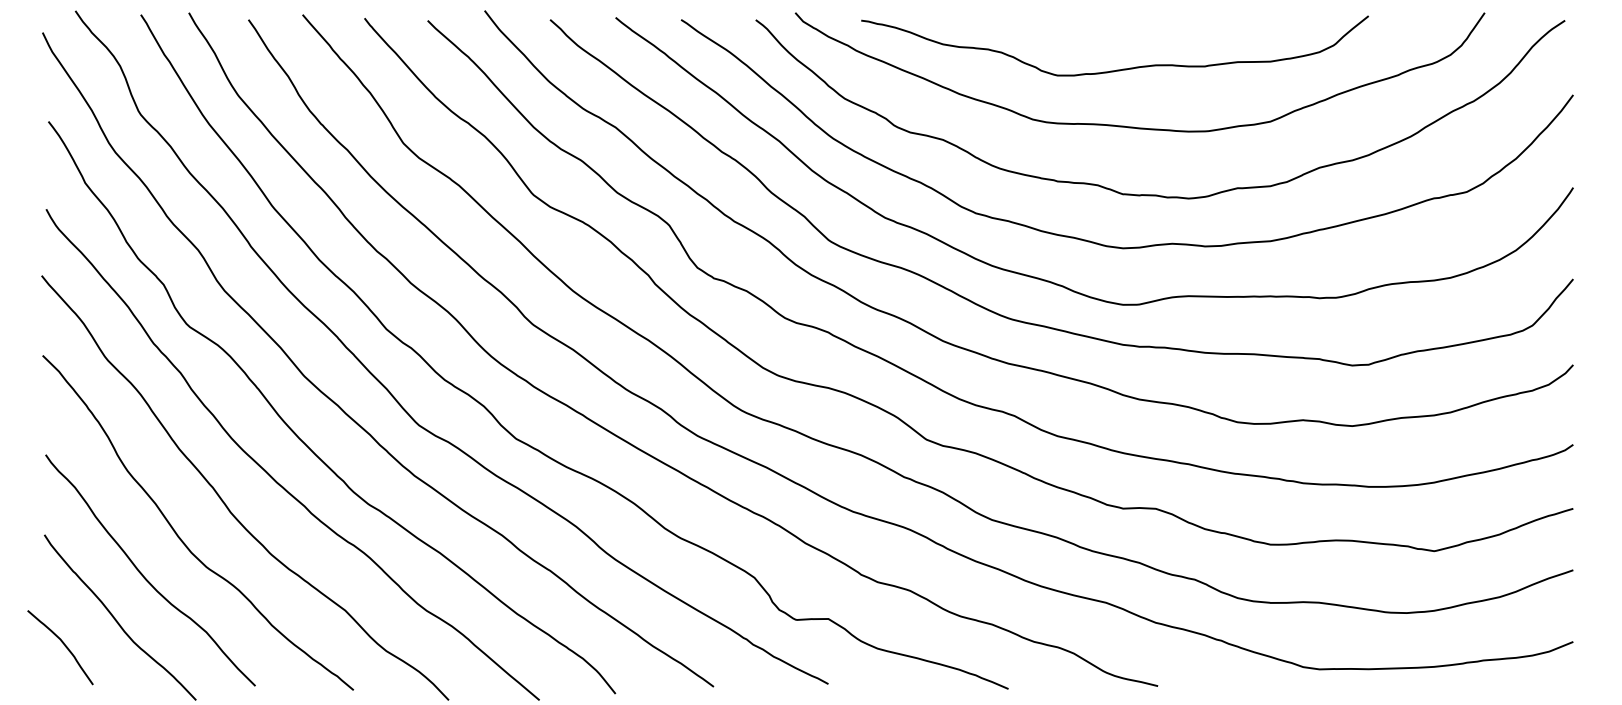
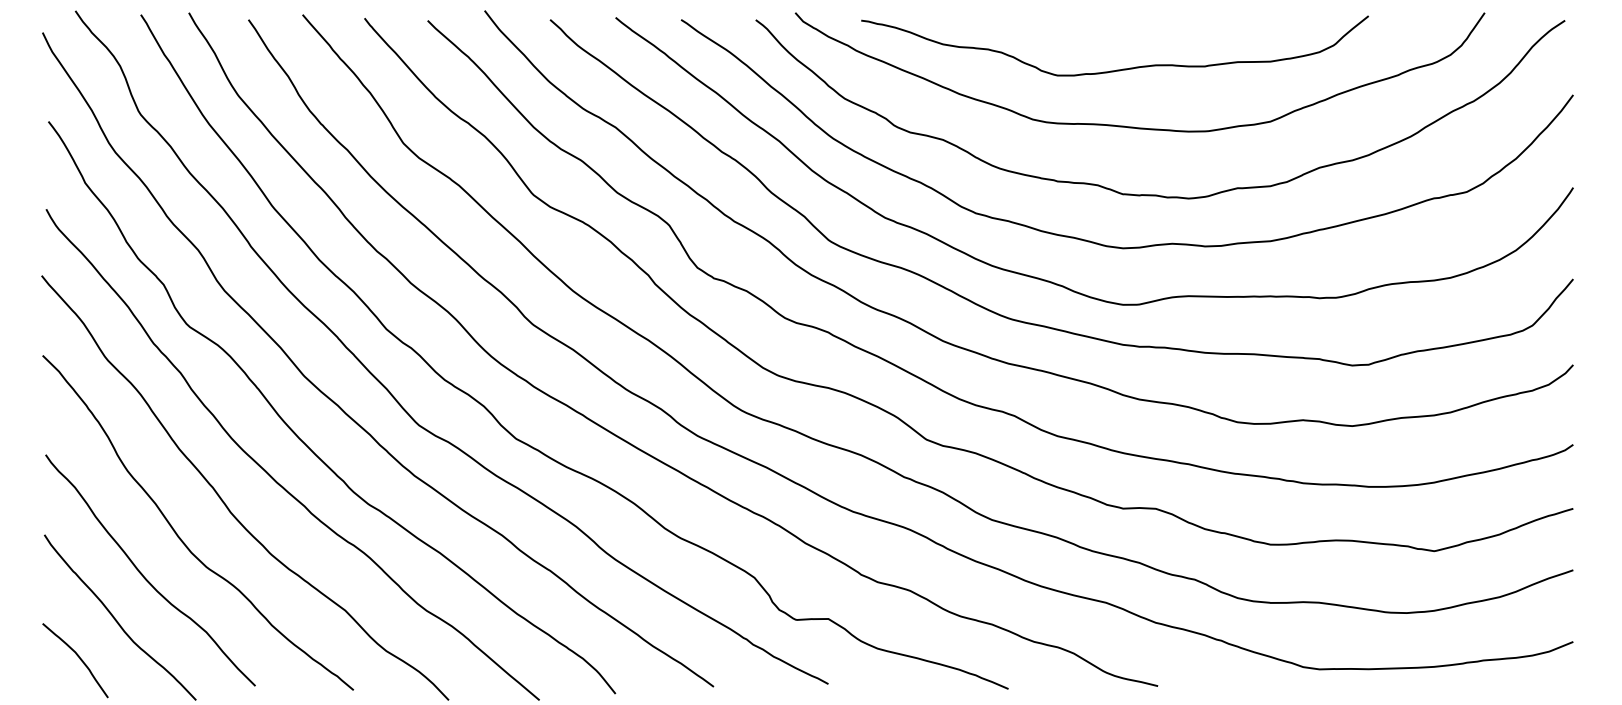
curve position: (64, 646) -> (79, 659) (79, 659)
